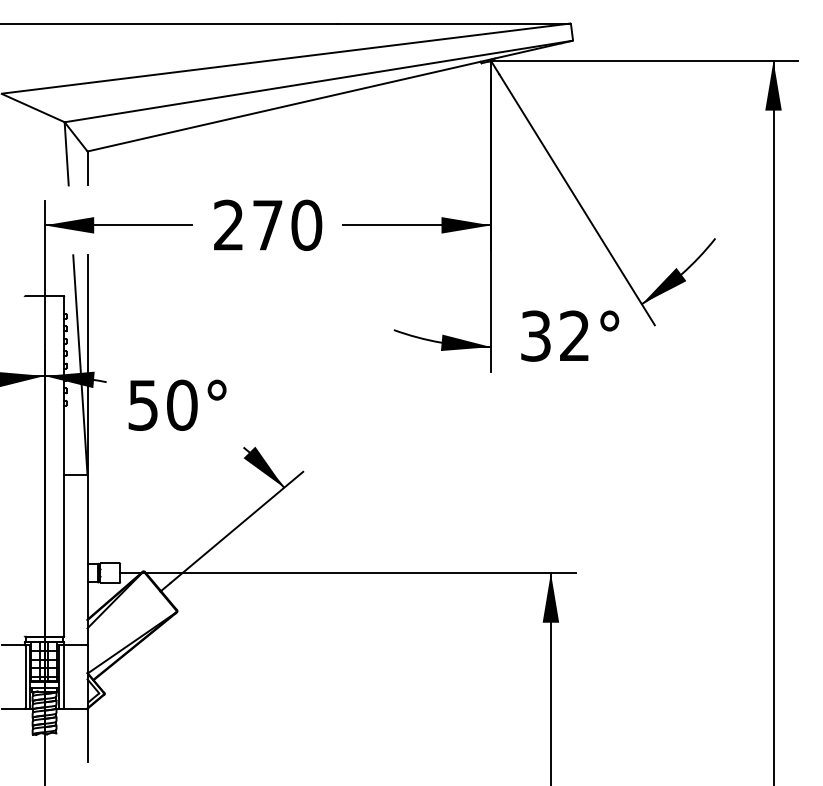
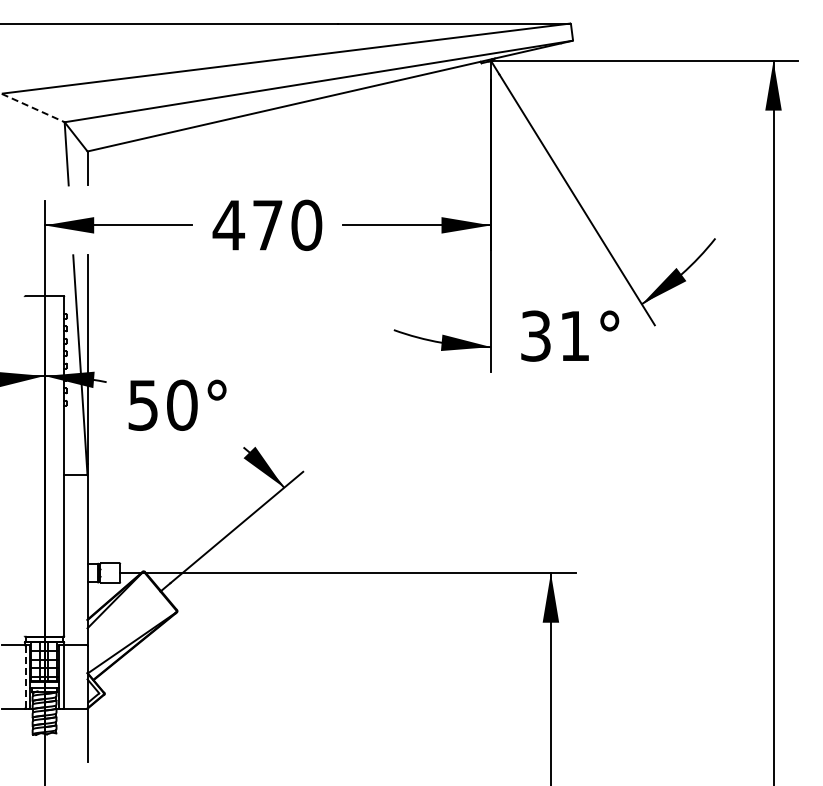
line: solid -> dashed (33, 108)
text: 270 -> 470 (228, 224)
text: 32° -> 31° (574, 335)
line: solid -> dashed (25, 676)
